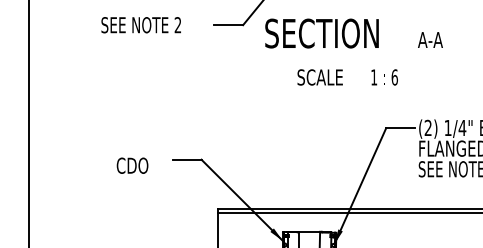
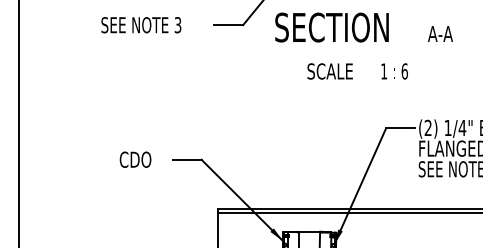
text: 2 -> 3 (177, 25)
text position: (353, 51) -> (363, 45) (363, 45)
line position: (28, 123) -> (18, 123) (18, 123)
text position: (132, 165) -> (135, 159) (135, 159)
